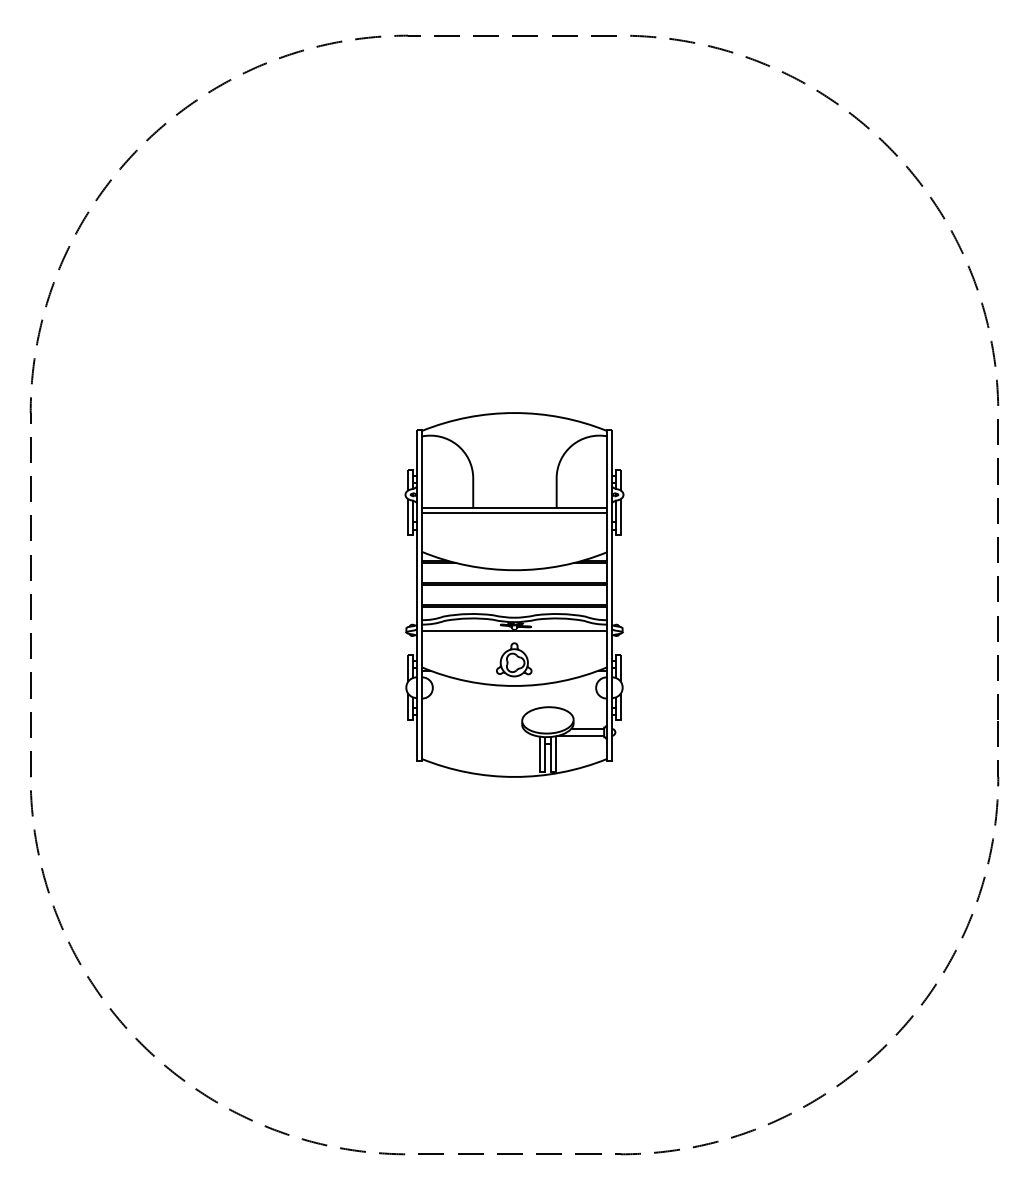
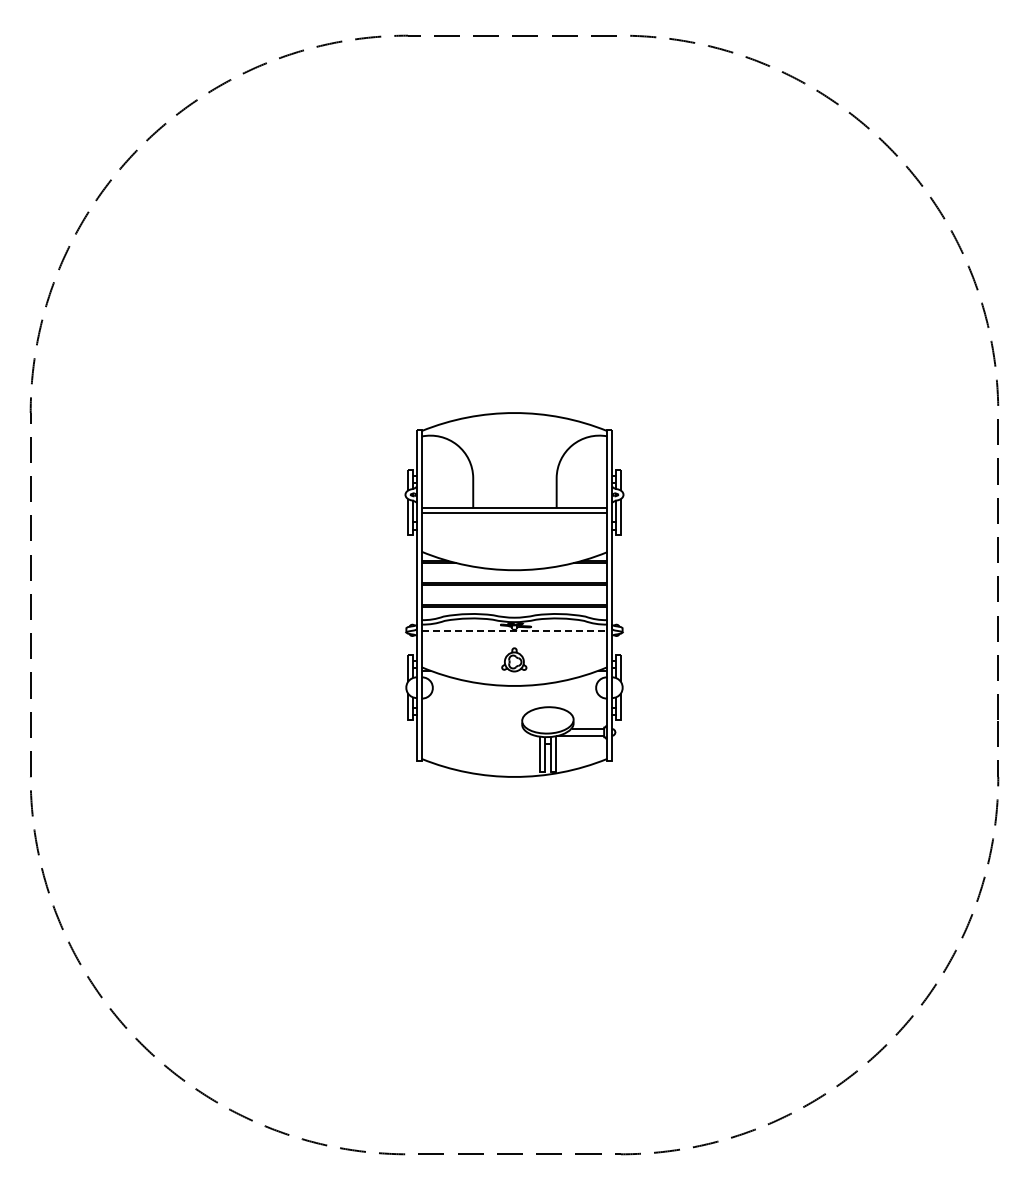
line: solid -> dashed (514, 631)
part size: 37x36 px -> 27x26 px (514, 659)
